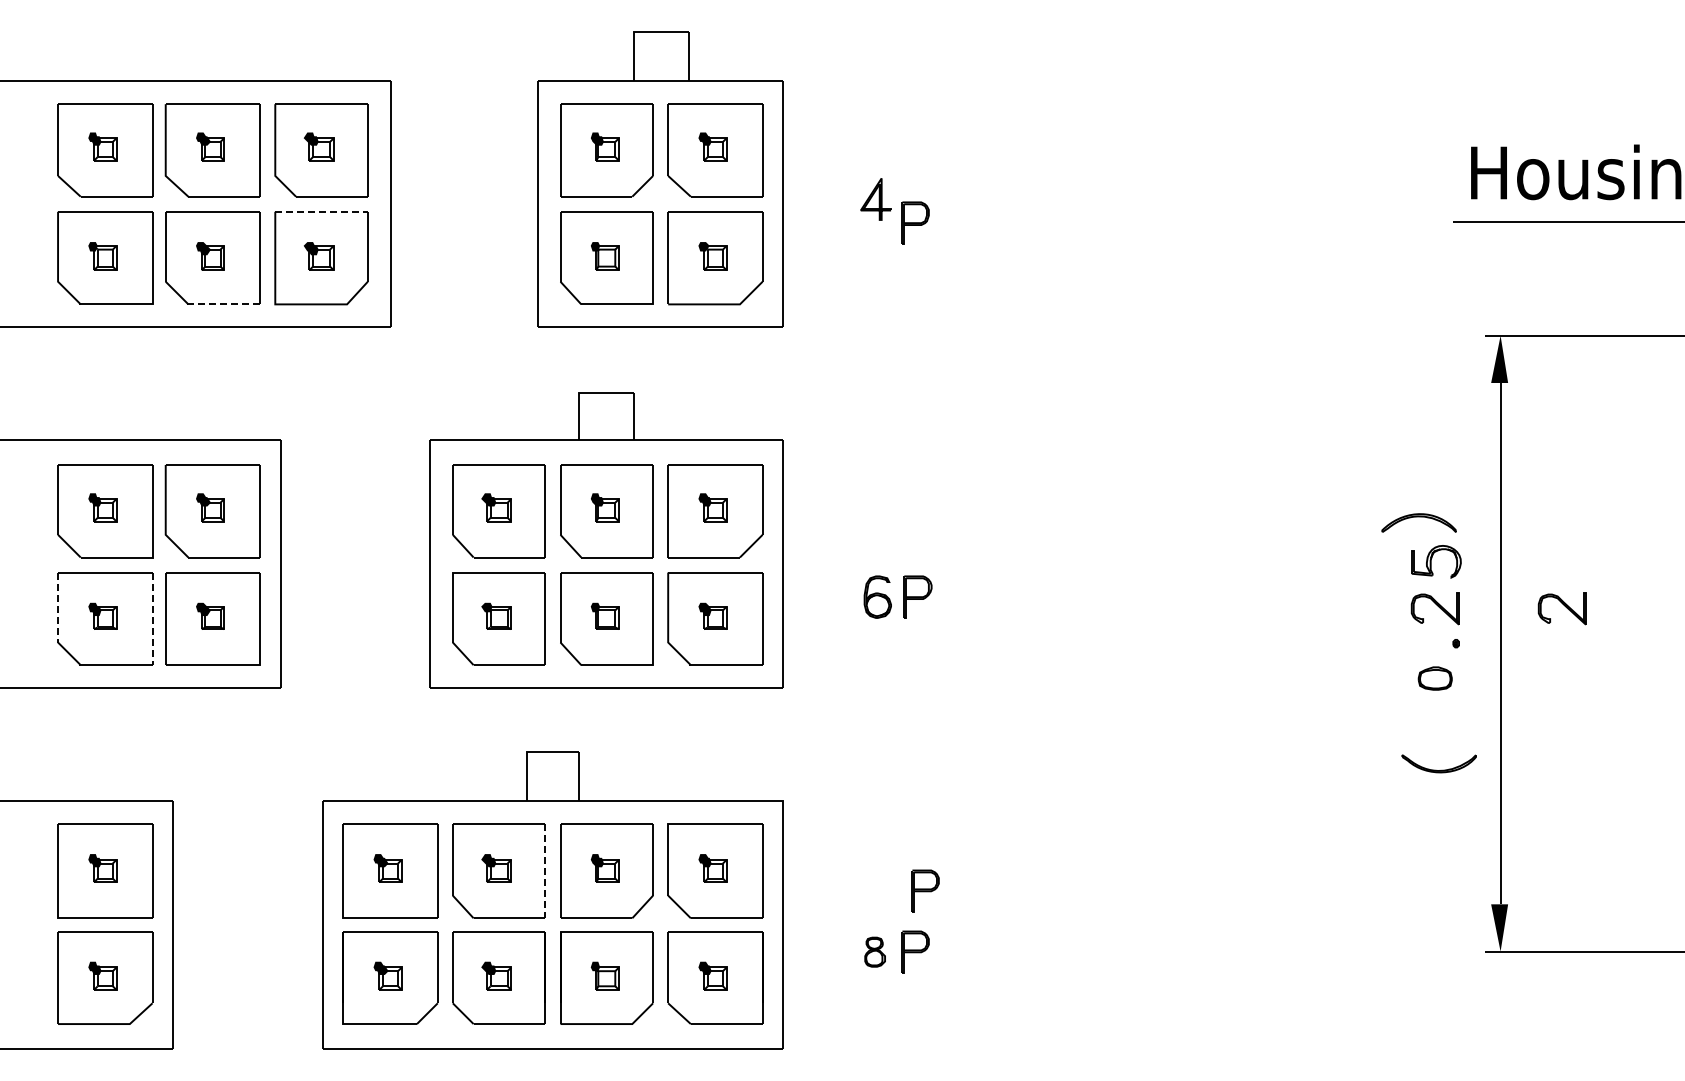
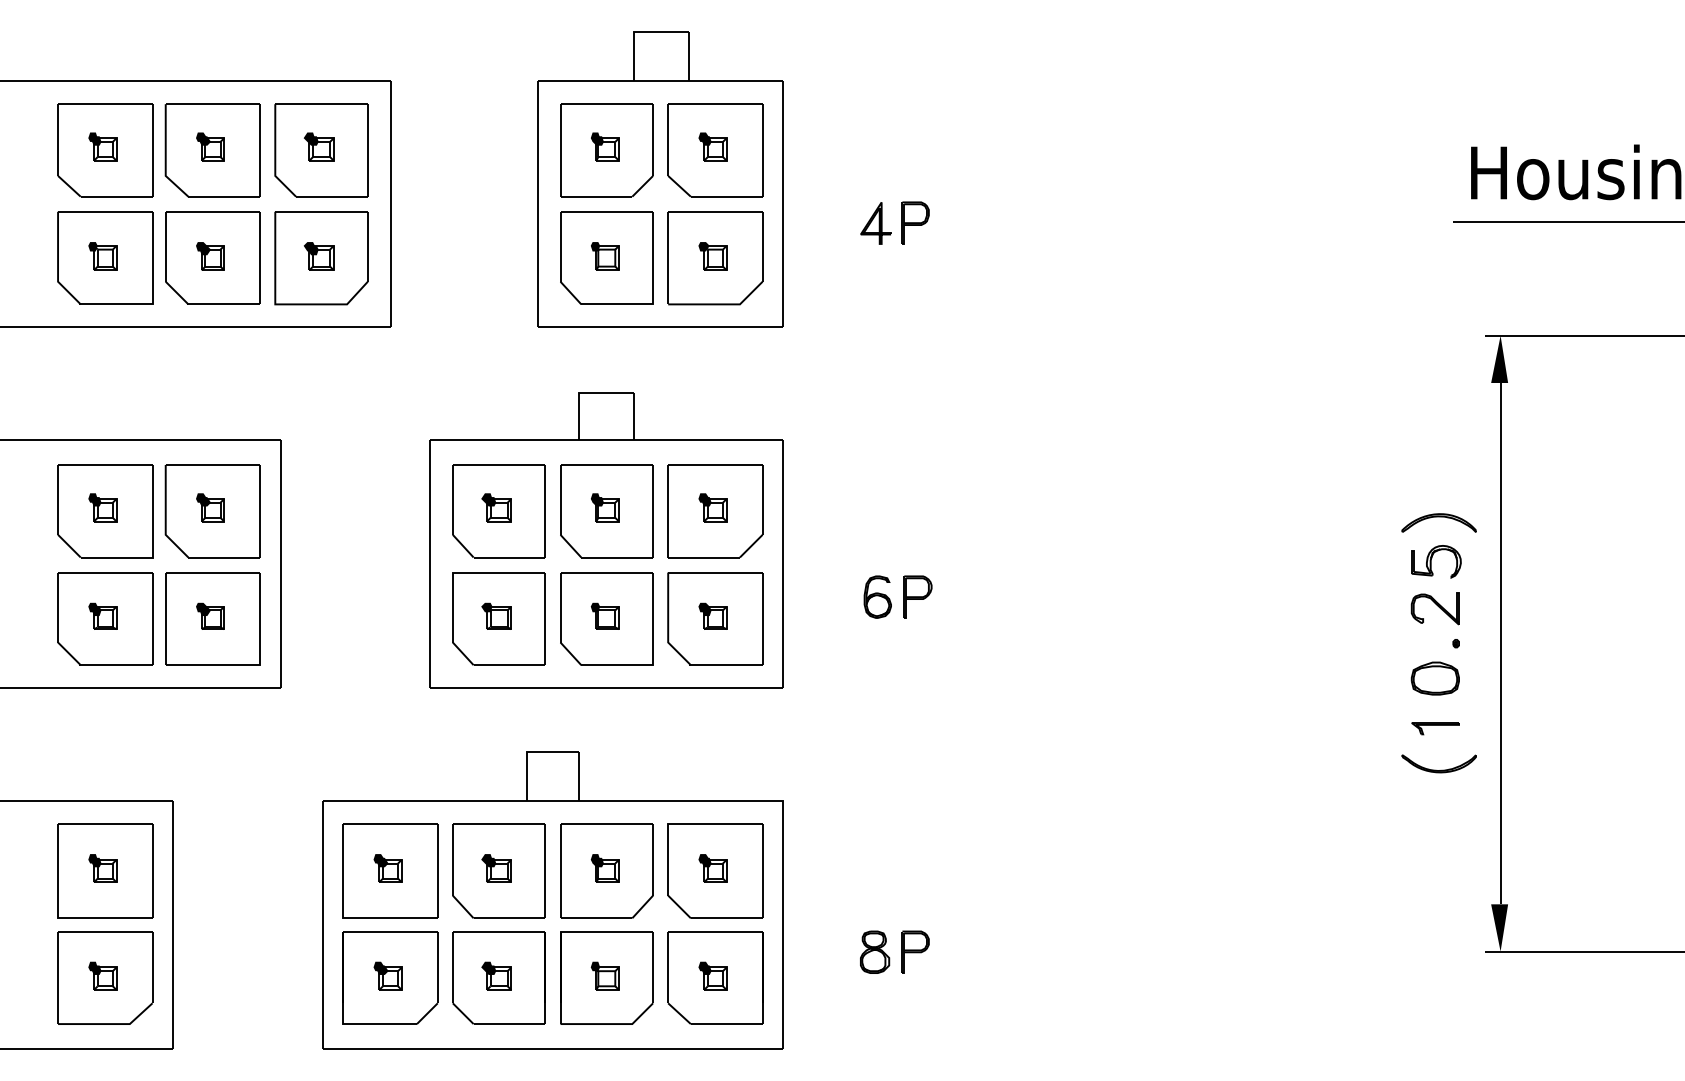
part position: (875, 199) -> (875, 223) (875, 223)
line: dashed -> solid (322, 211)
line: dashed -> solid (223, 304)
part position: (1418, 522) -> (1438, 522) (1438, 522)
line: dashed -> solid (58, 607)
part: present -> none (1561, 608)
line: dashed -> solid (152, 619)
part size: 36x25 px -> 50x35 px (1434, 678)
part: none -> present (1435, 728)
line: dashed -> solid (545, 871)
part: present -> none (925, 890)
part size: 22x32 px -> 31x44 px (875, 951)
